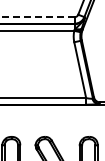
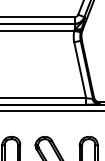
line: dashed -> solid (37, 17)
line: none -> present (51, 111)
